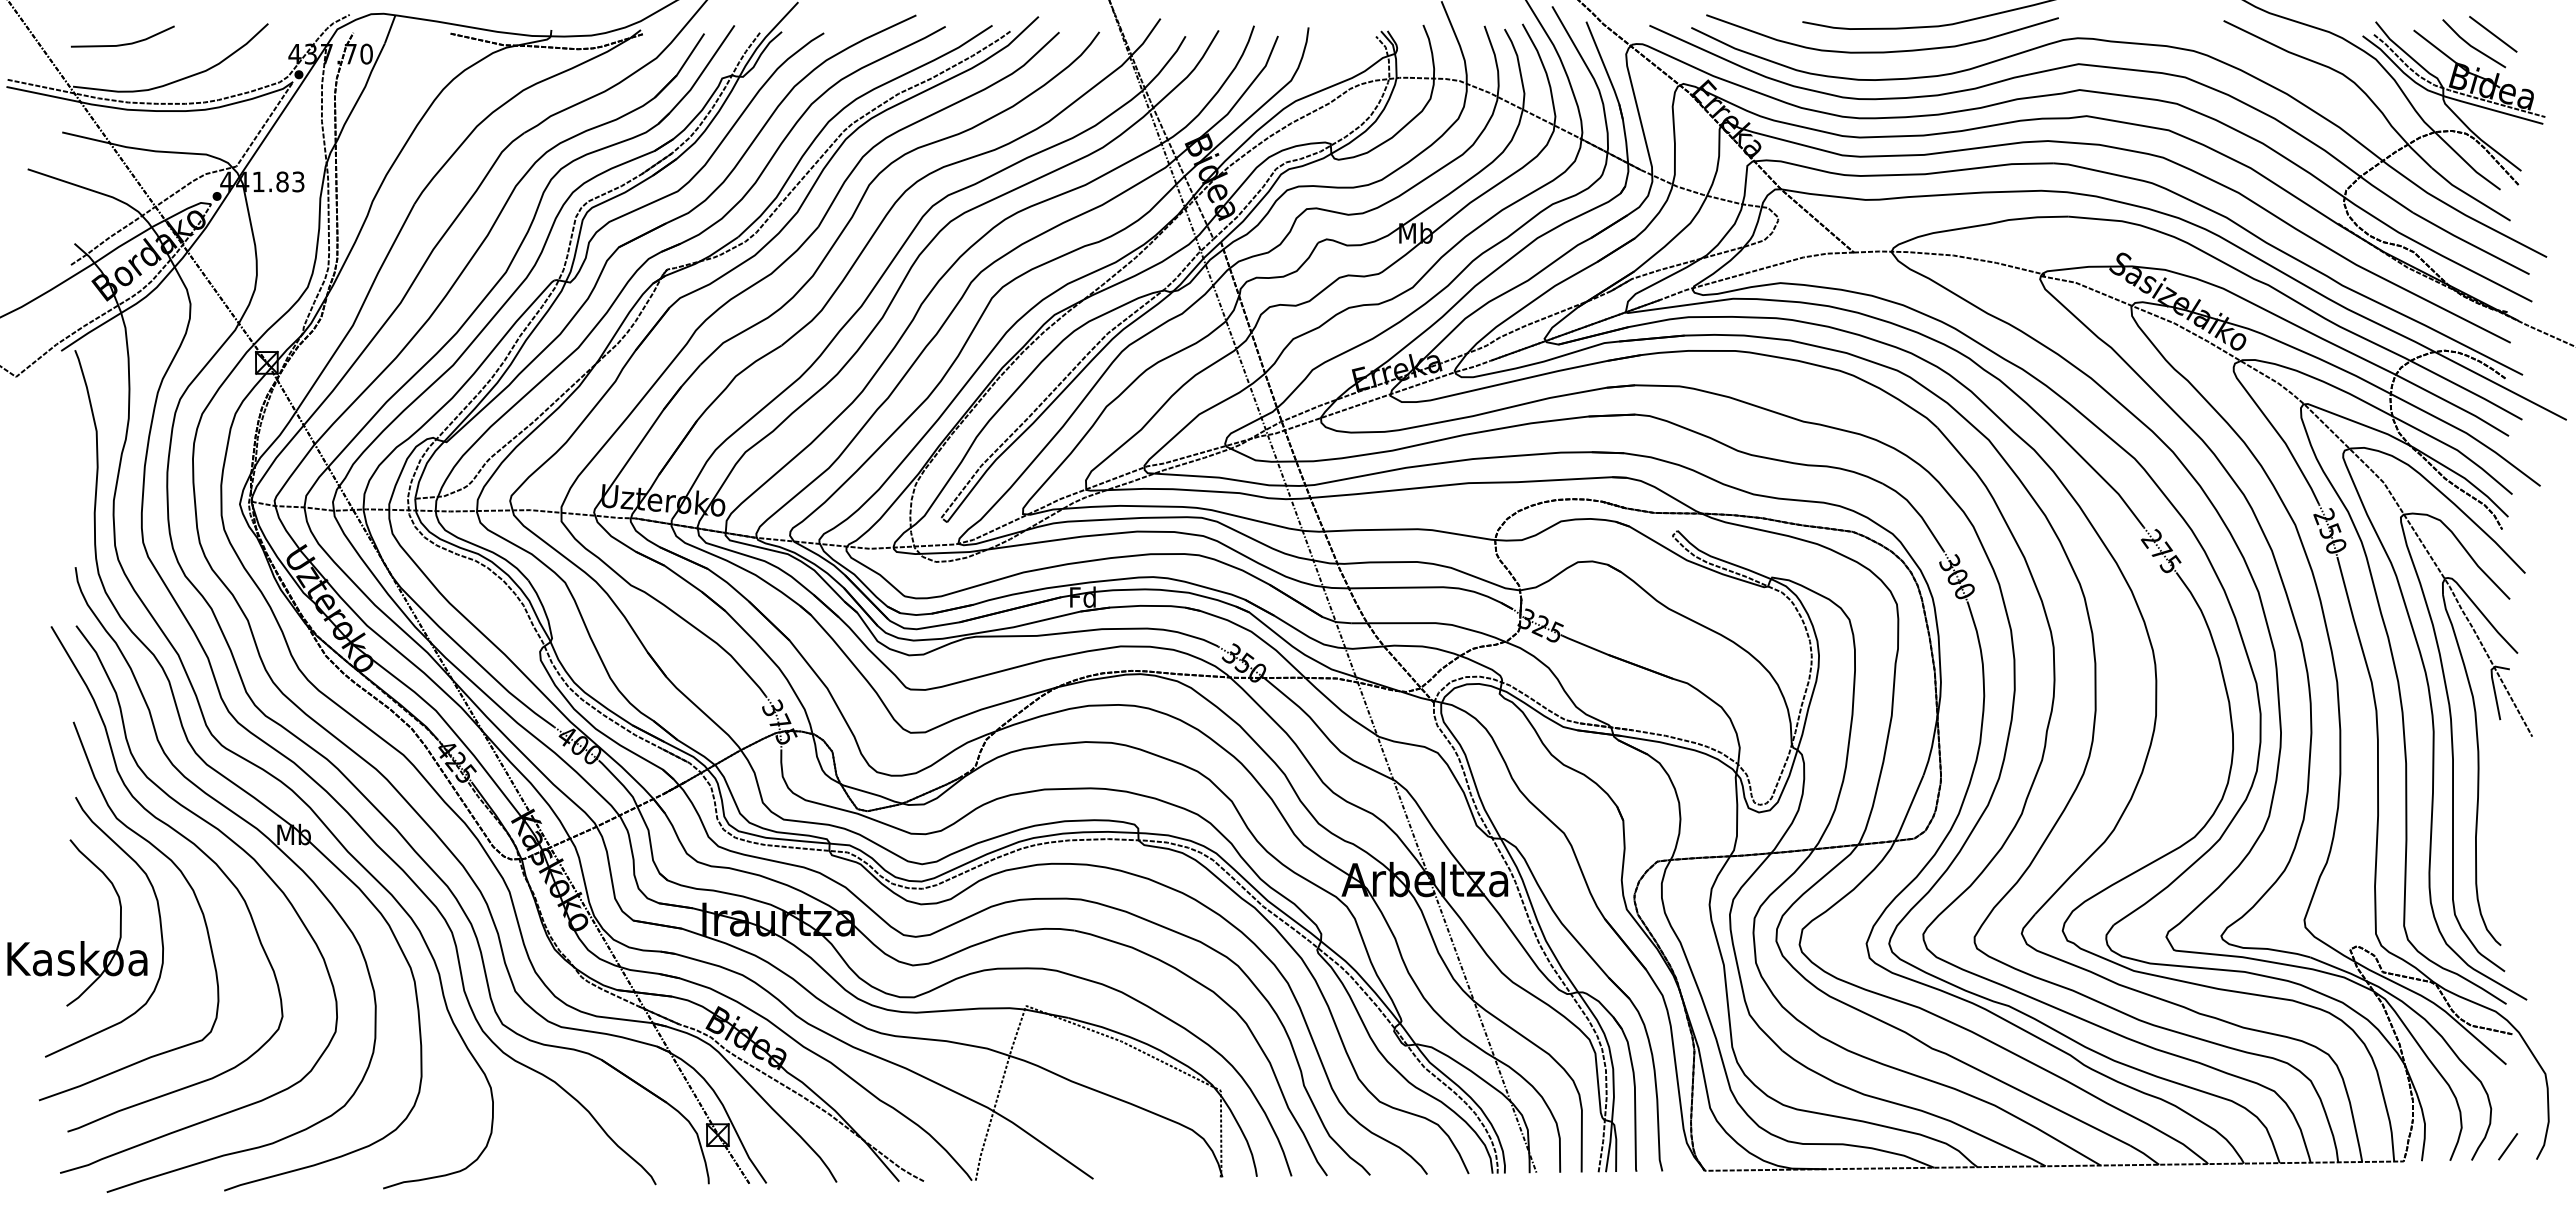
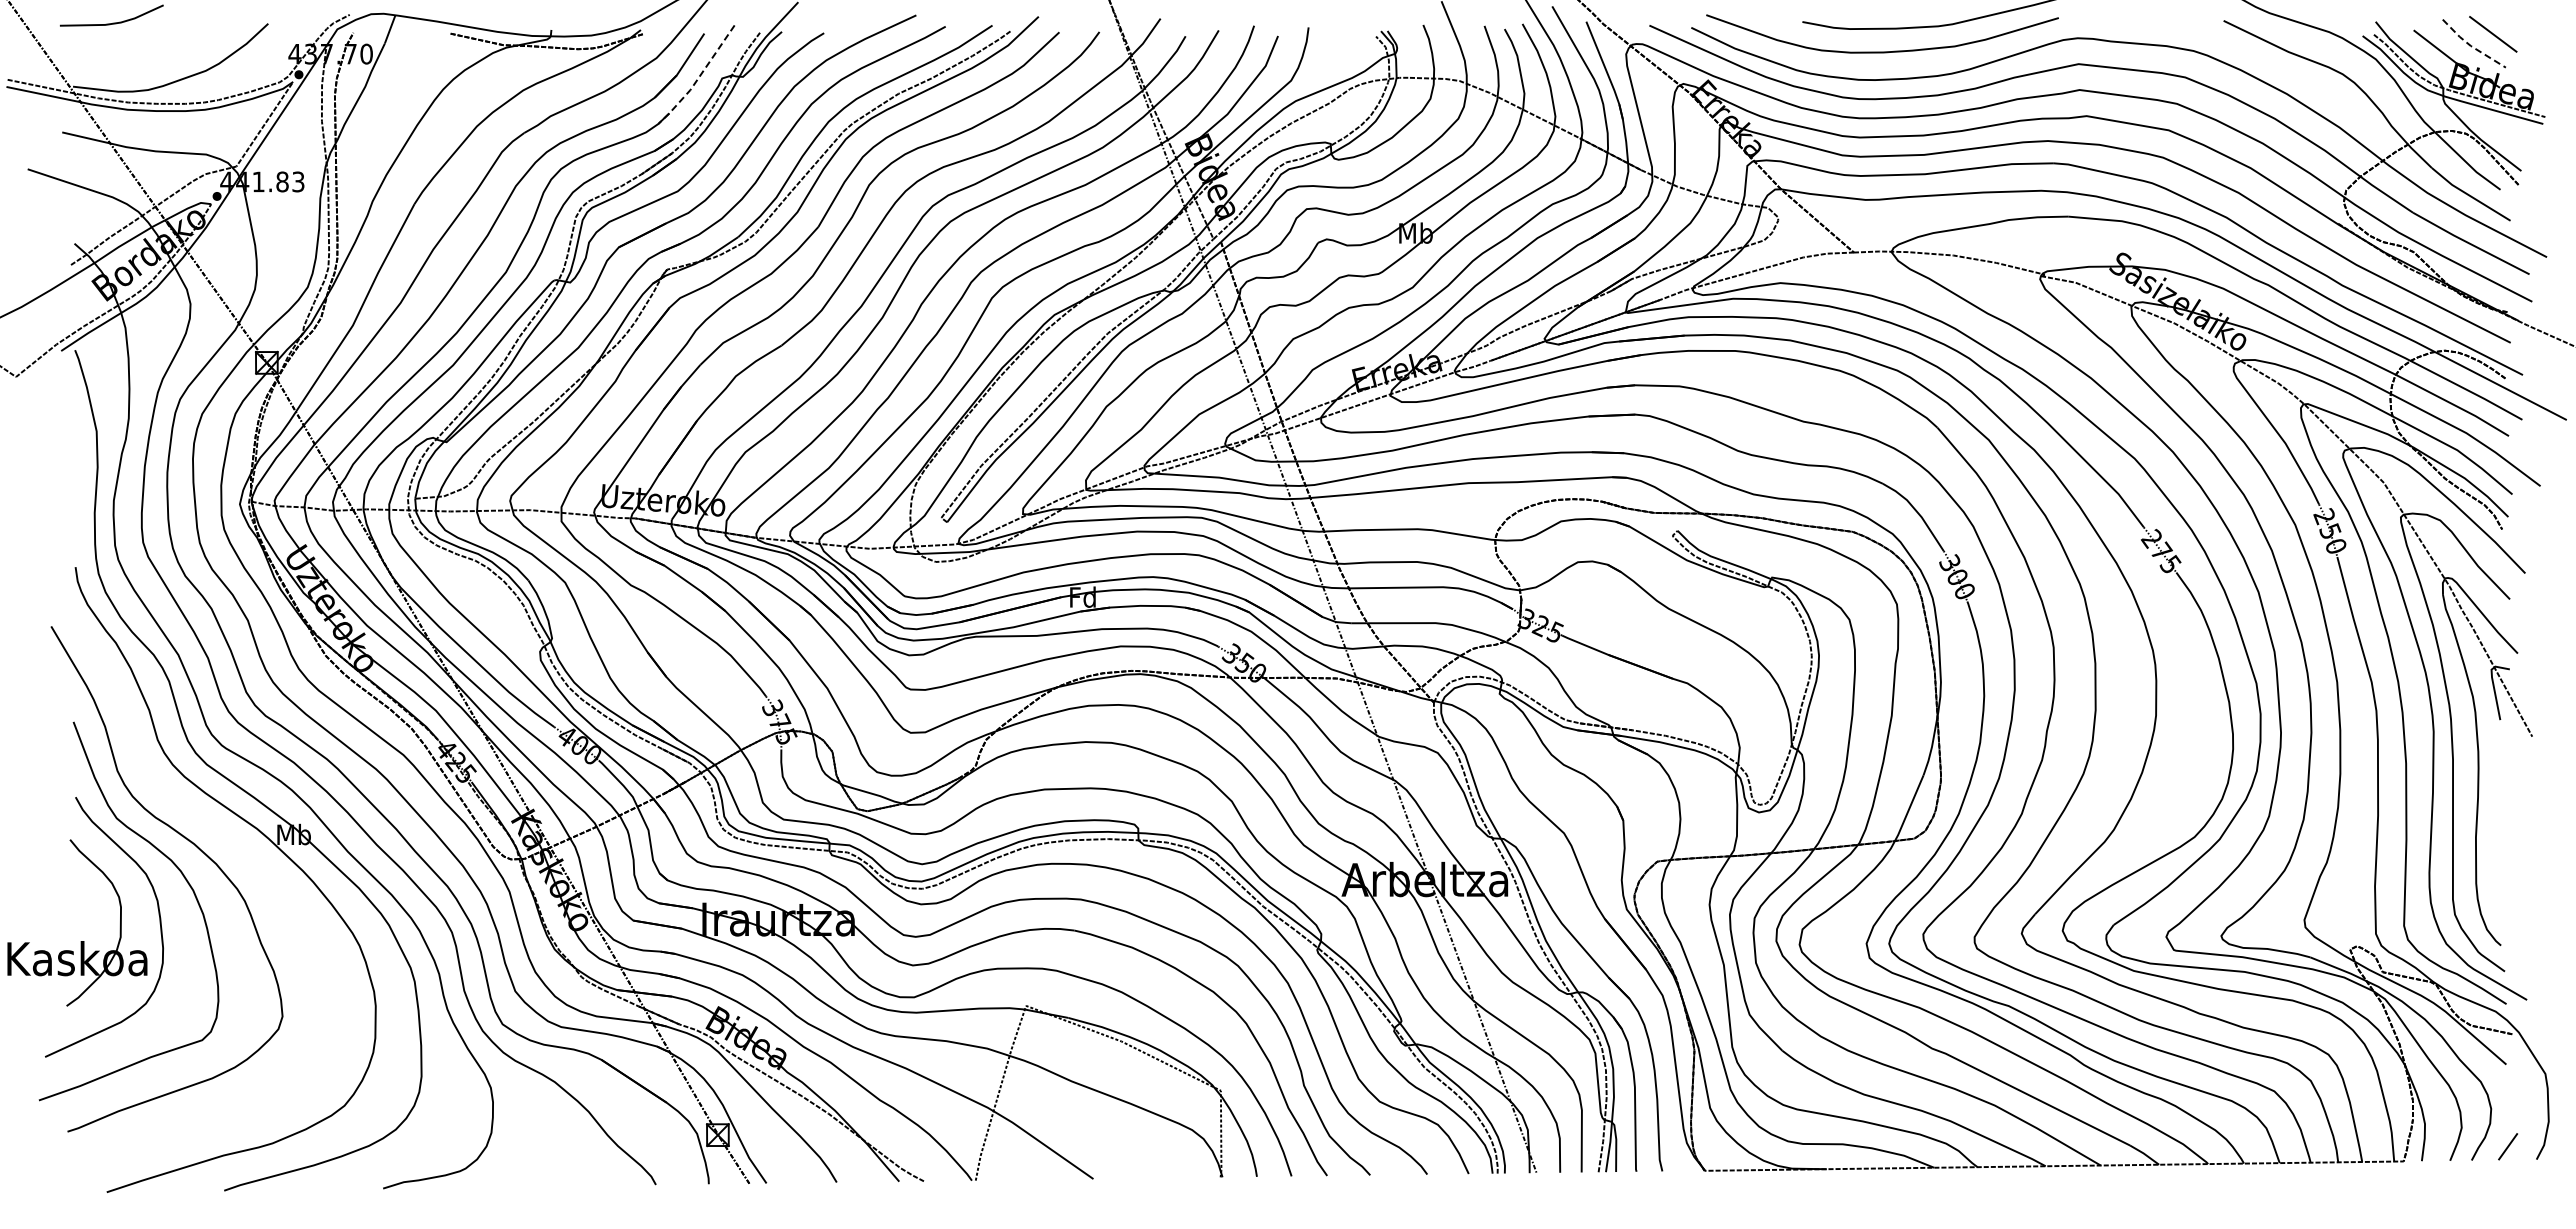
line position: (123, 43) -> (112, 22) (112, 22)
line: solid -> dashed (2470, 46)
line: solid -> dashed (698, 78)
curve: present -> none (238, 847)
